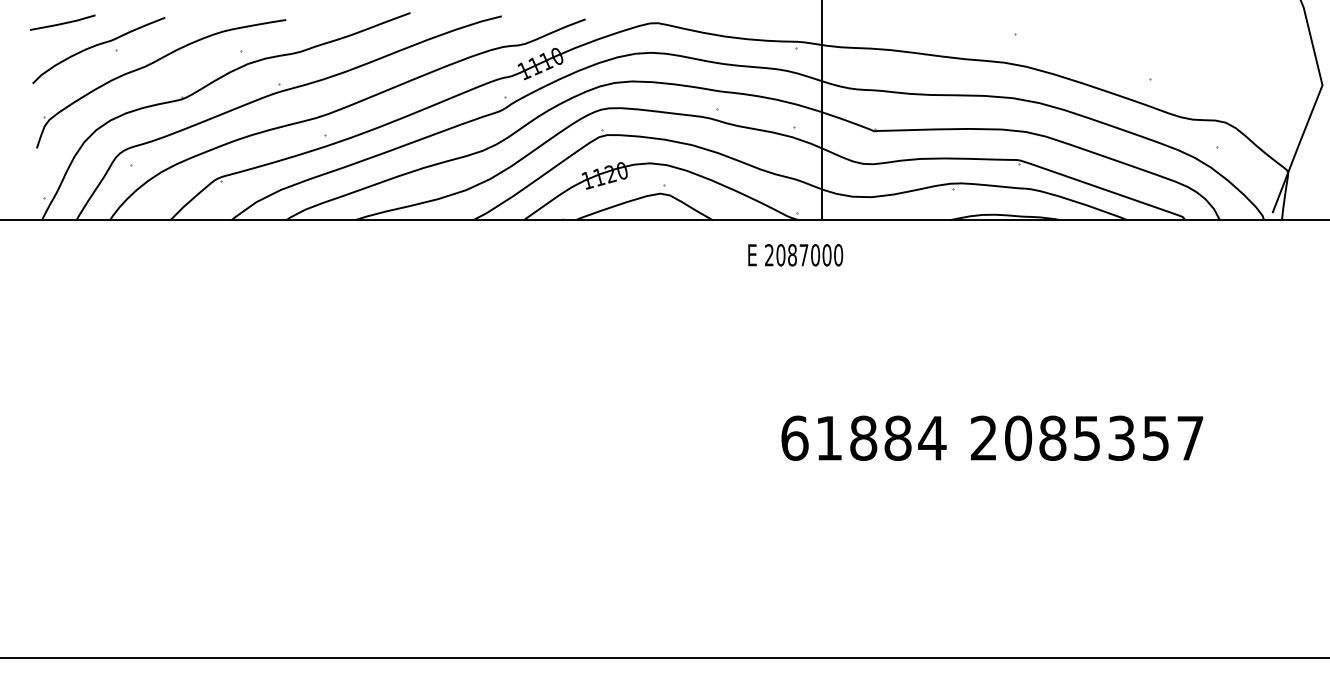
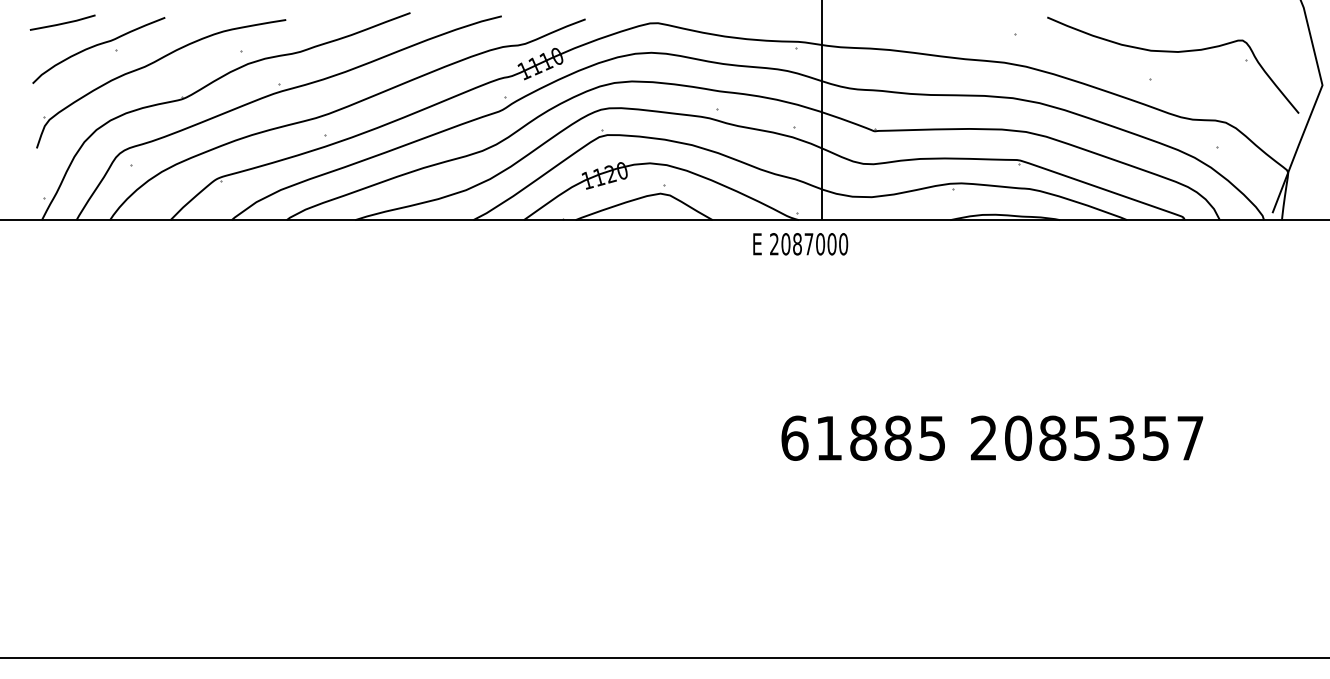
part: none -> present (1173, 52)
text position: (795, 255) -> (800, 244) (800, 244)
text: 61884 -> 61885 (932, 438)
